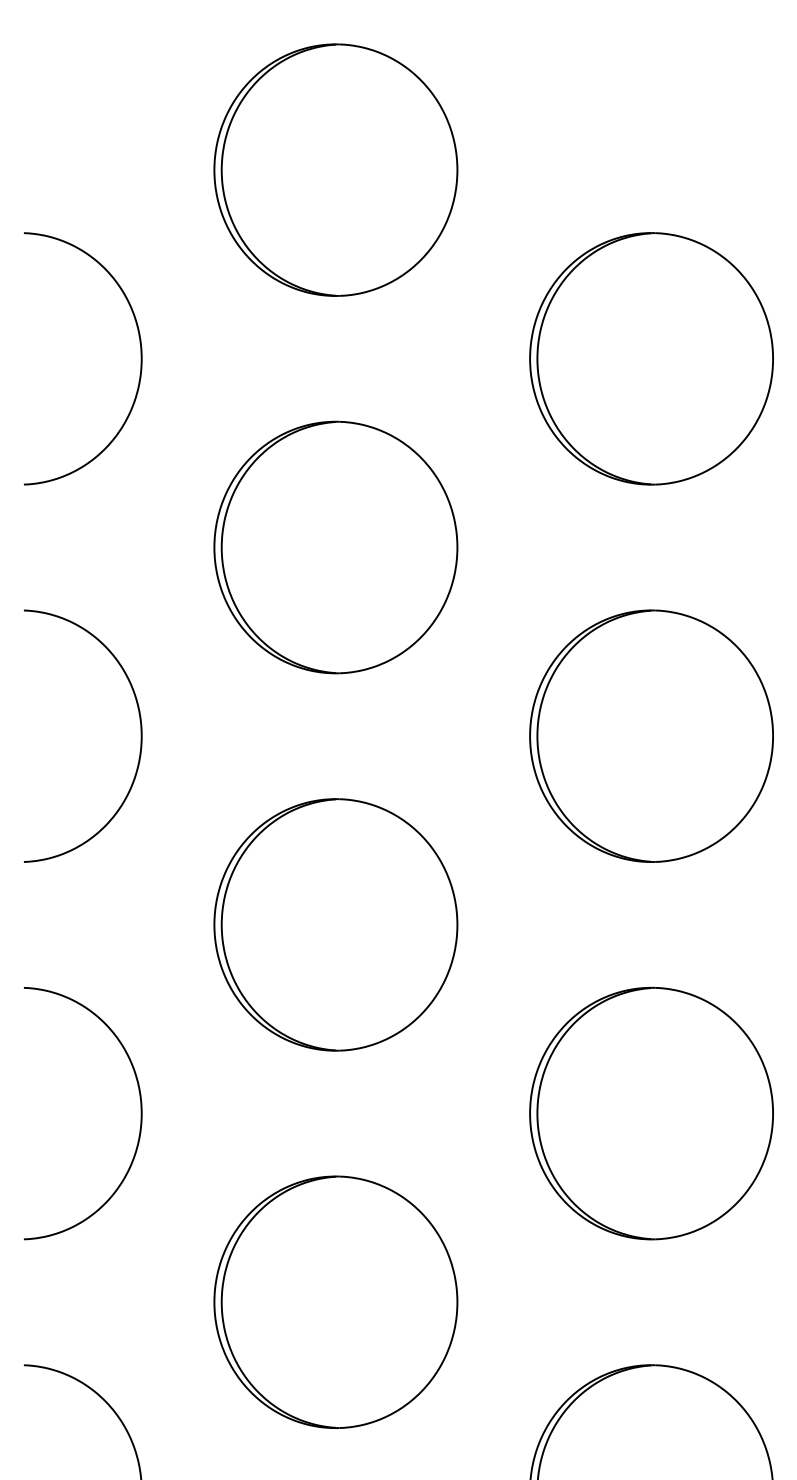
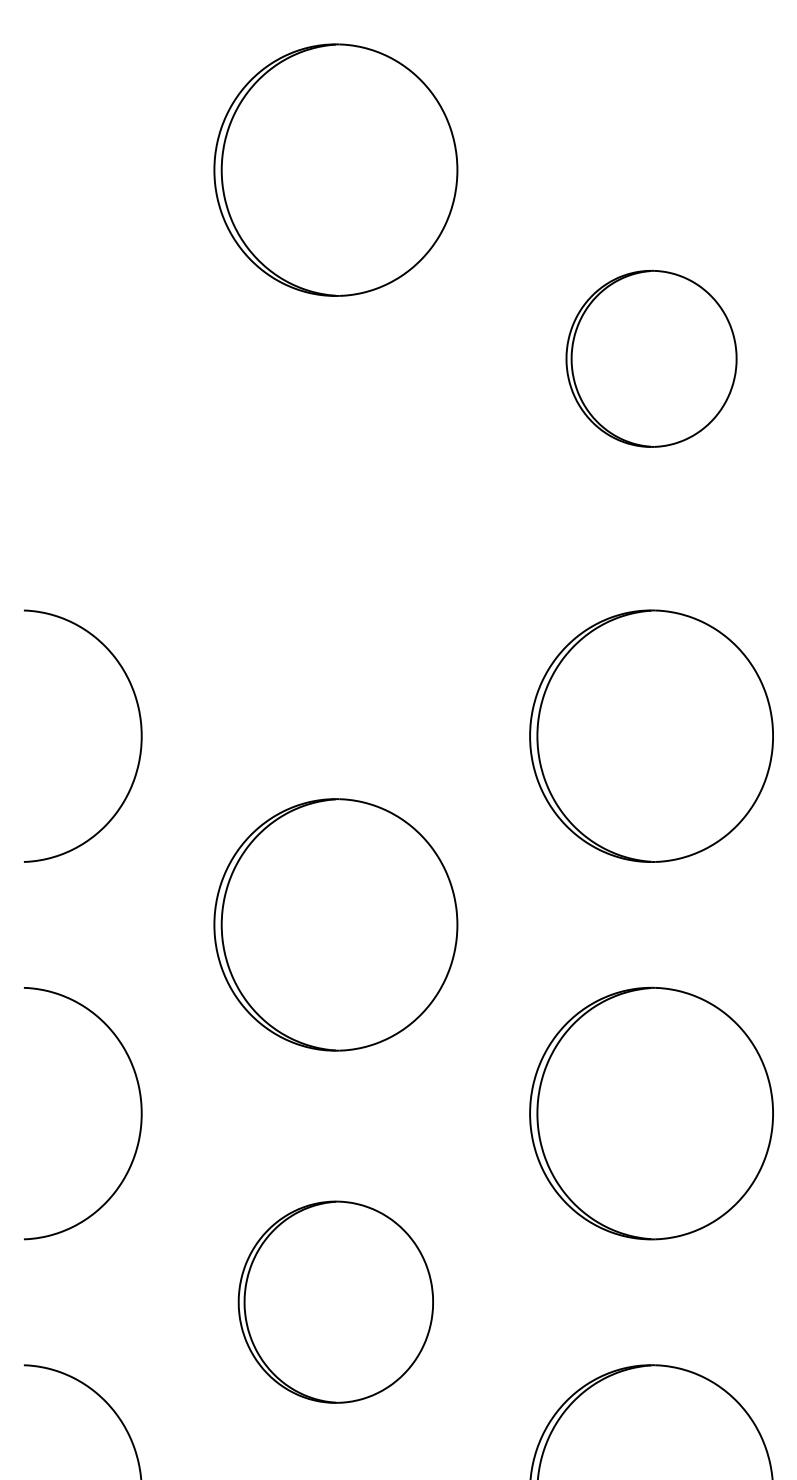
curve: present -> none (140, 358)
part size: 245x254 px -> 173x178 px (651, 358)
part: present -> none (335, 547)
part size: 246x254 px -> 197x204 px (335, 1301)
